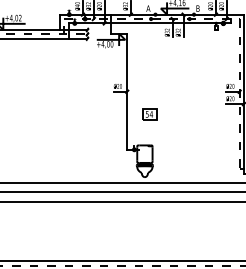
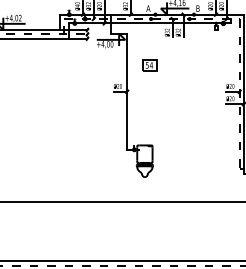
part position: (149, 114) -> (149, 65) (149, 65)
line: present -> none (122, 182)
line: present -> none (122, 191)
